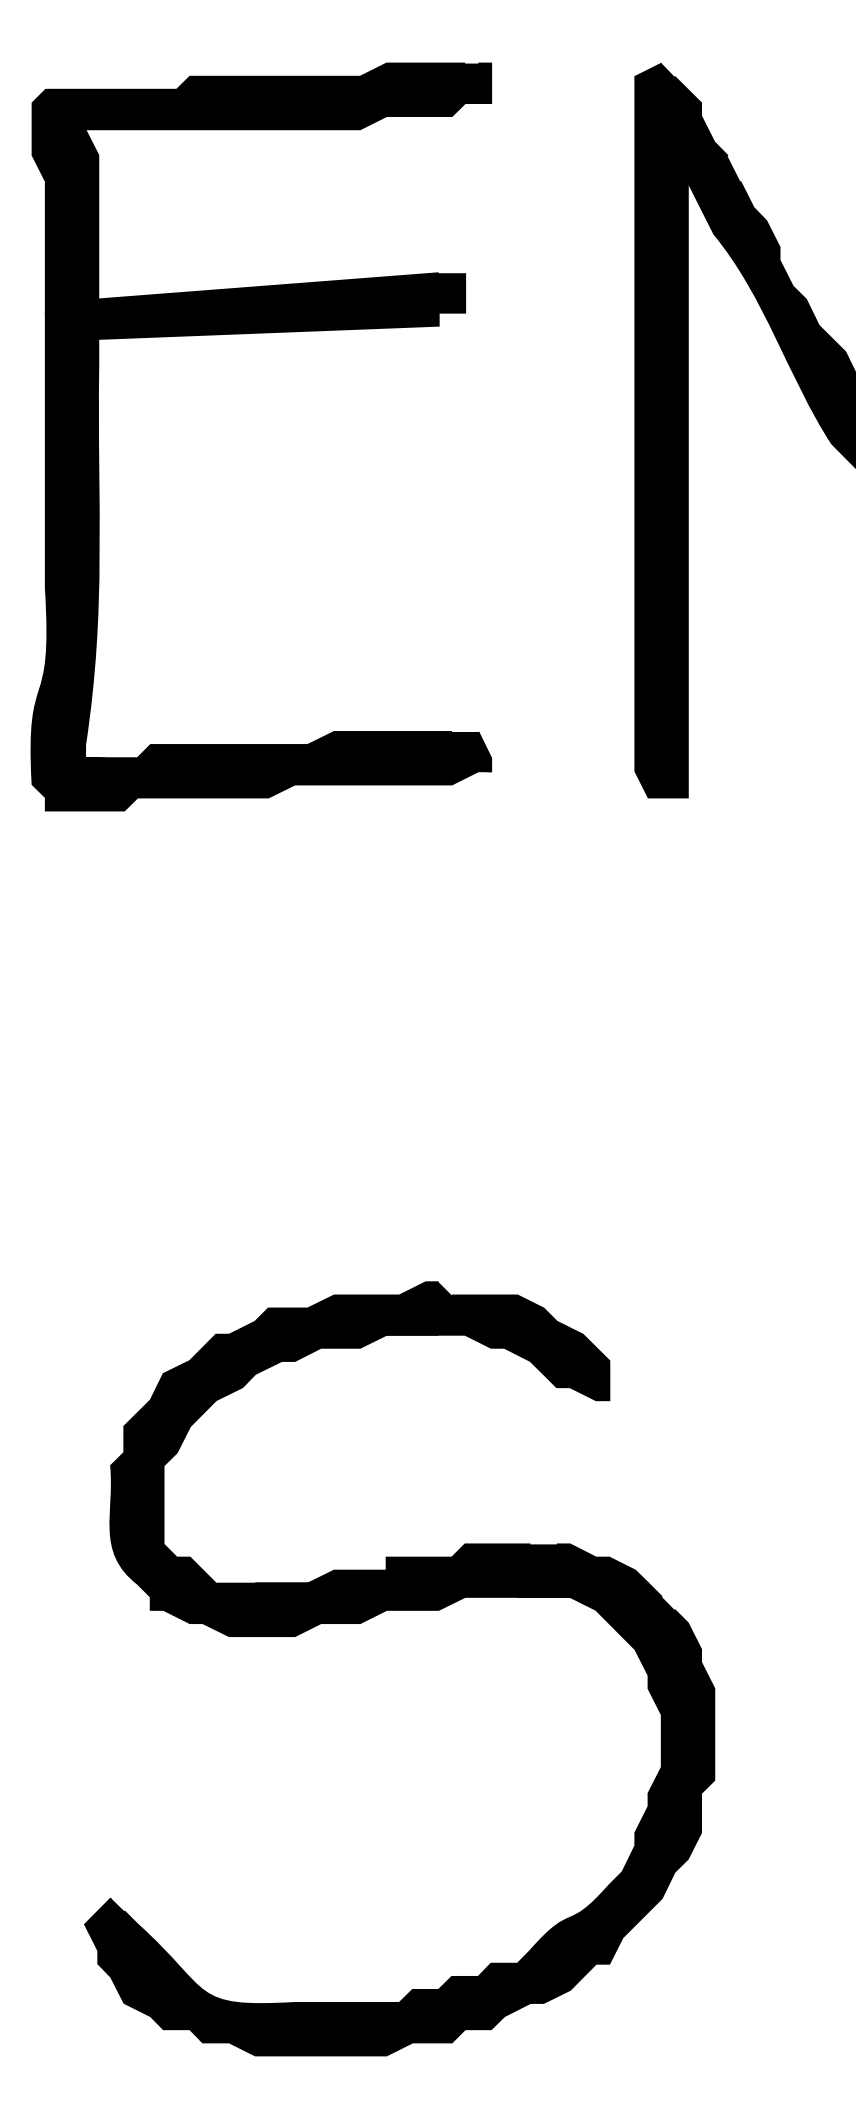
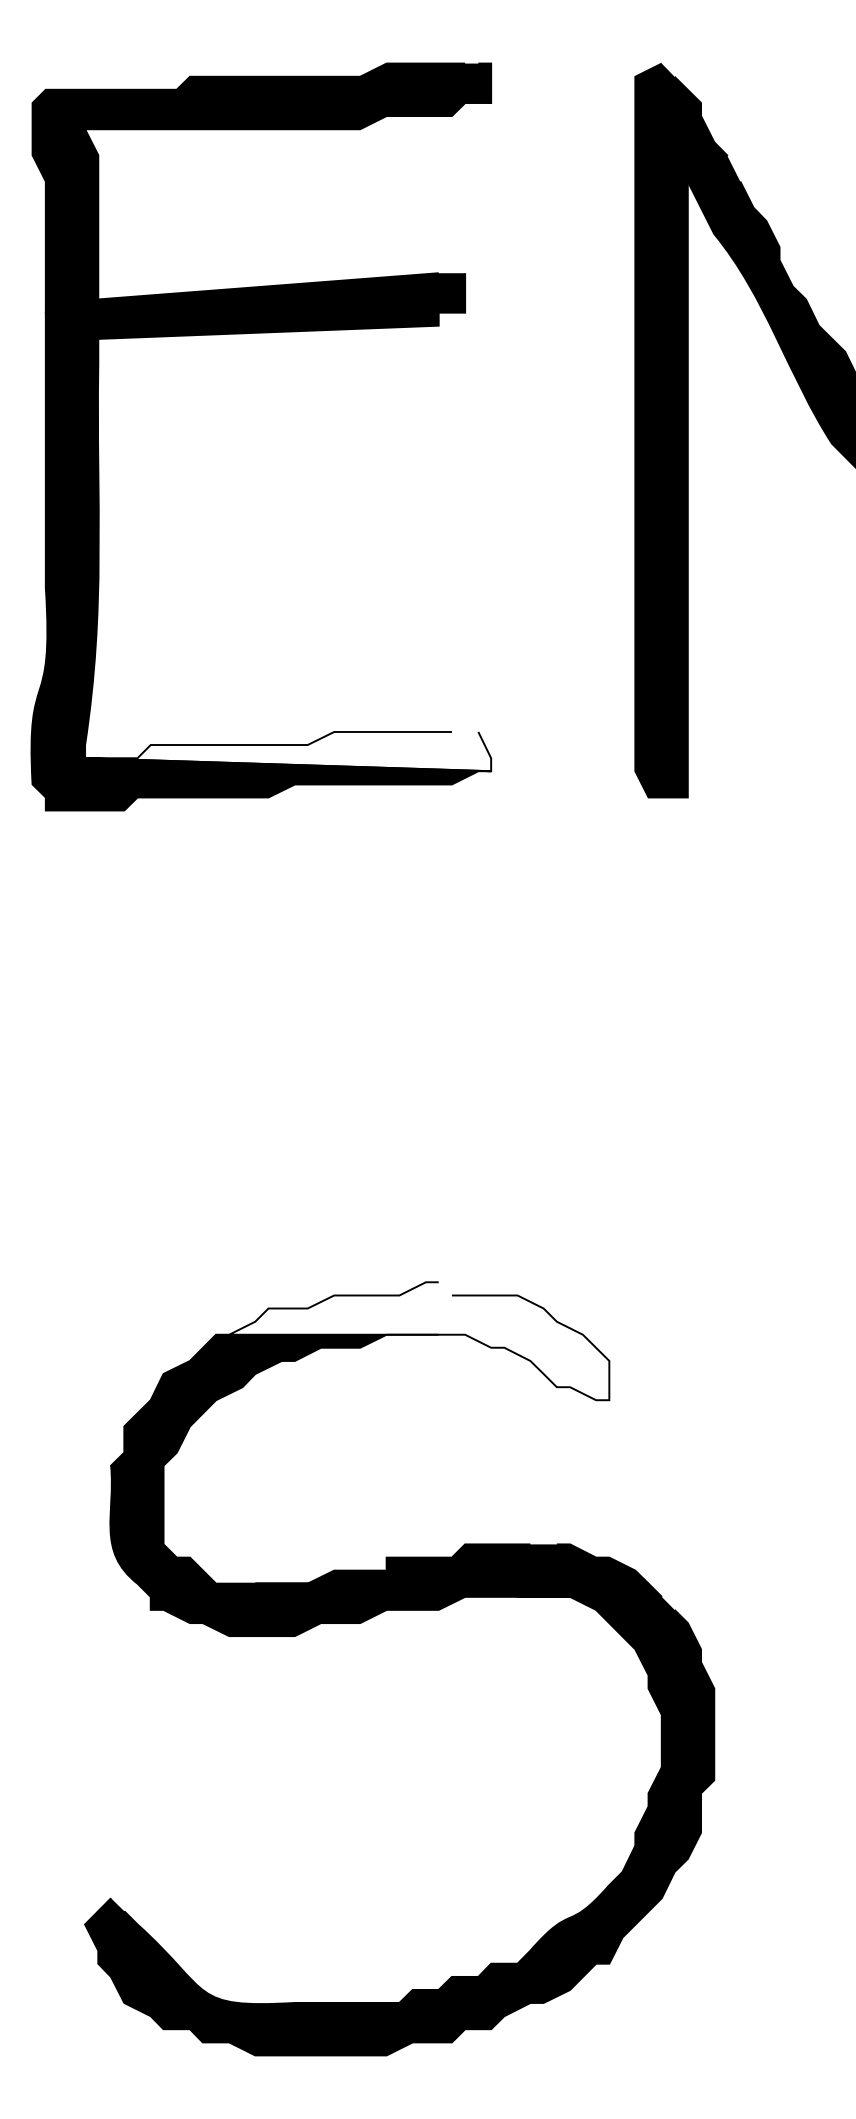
fill: present -> none (288, 751)
fill: present -> none (419, 1341)
